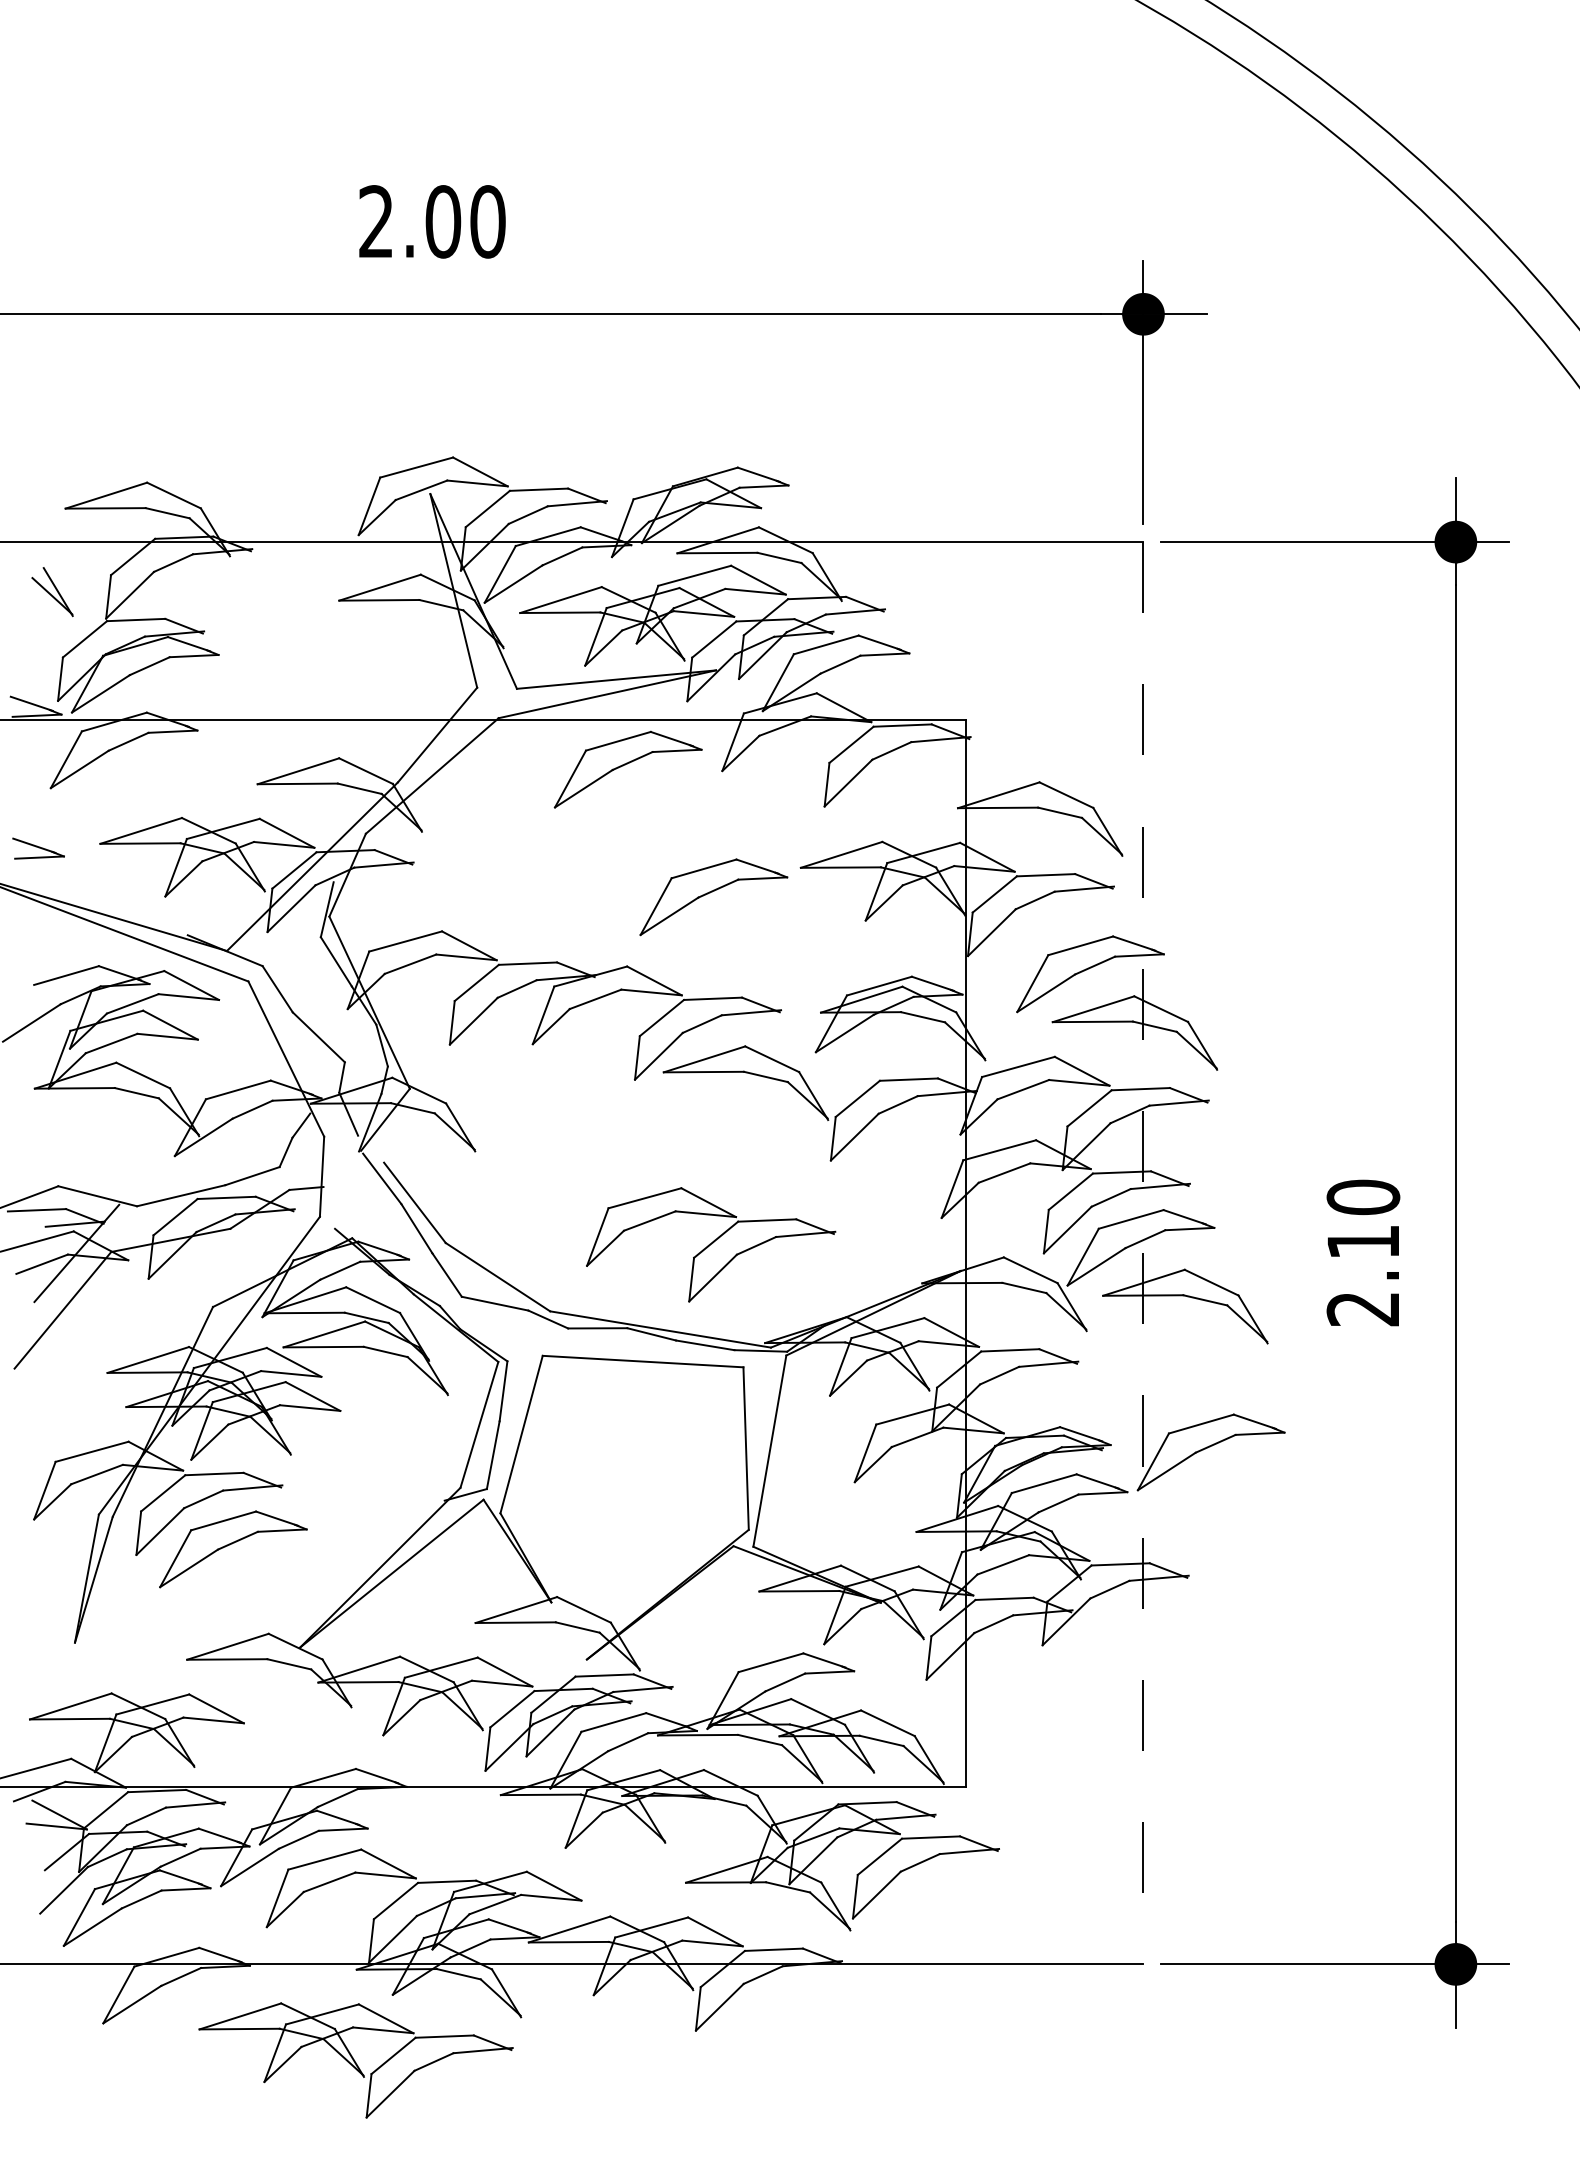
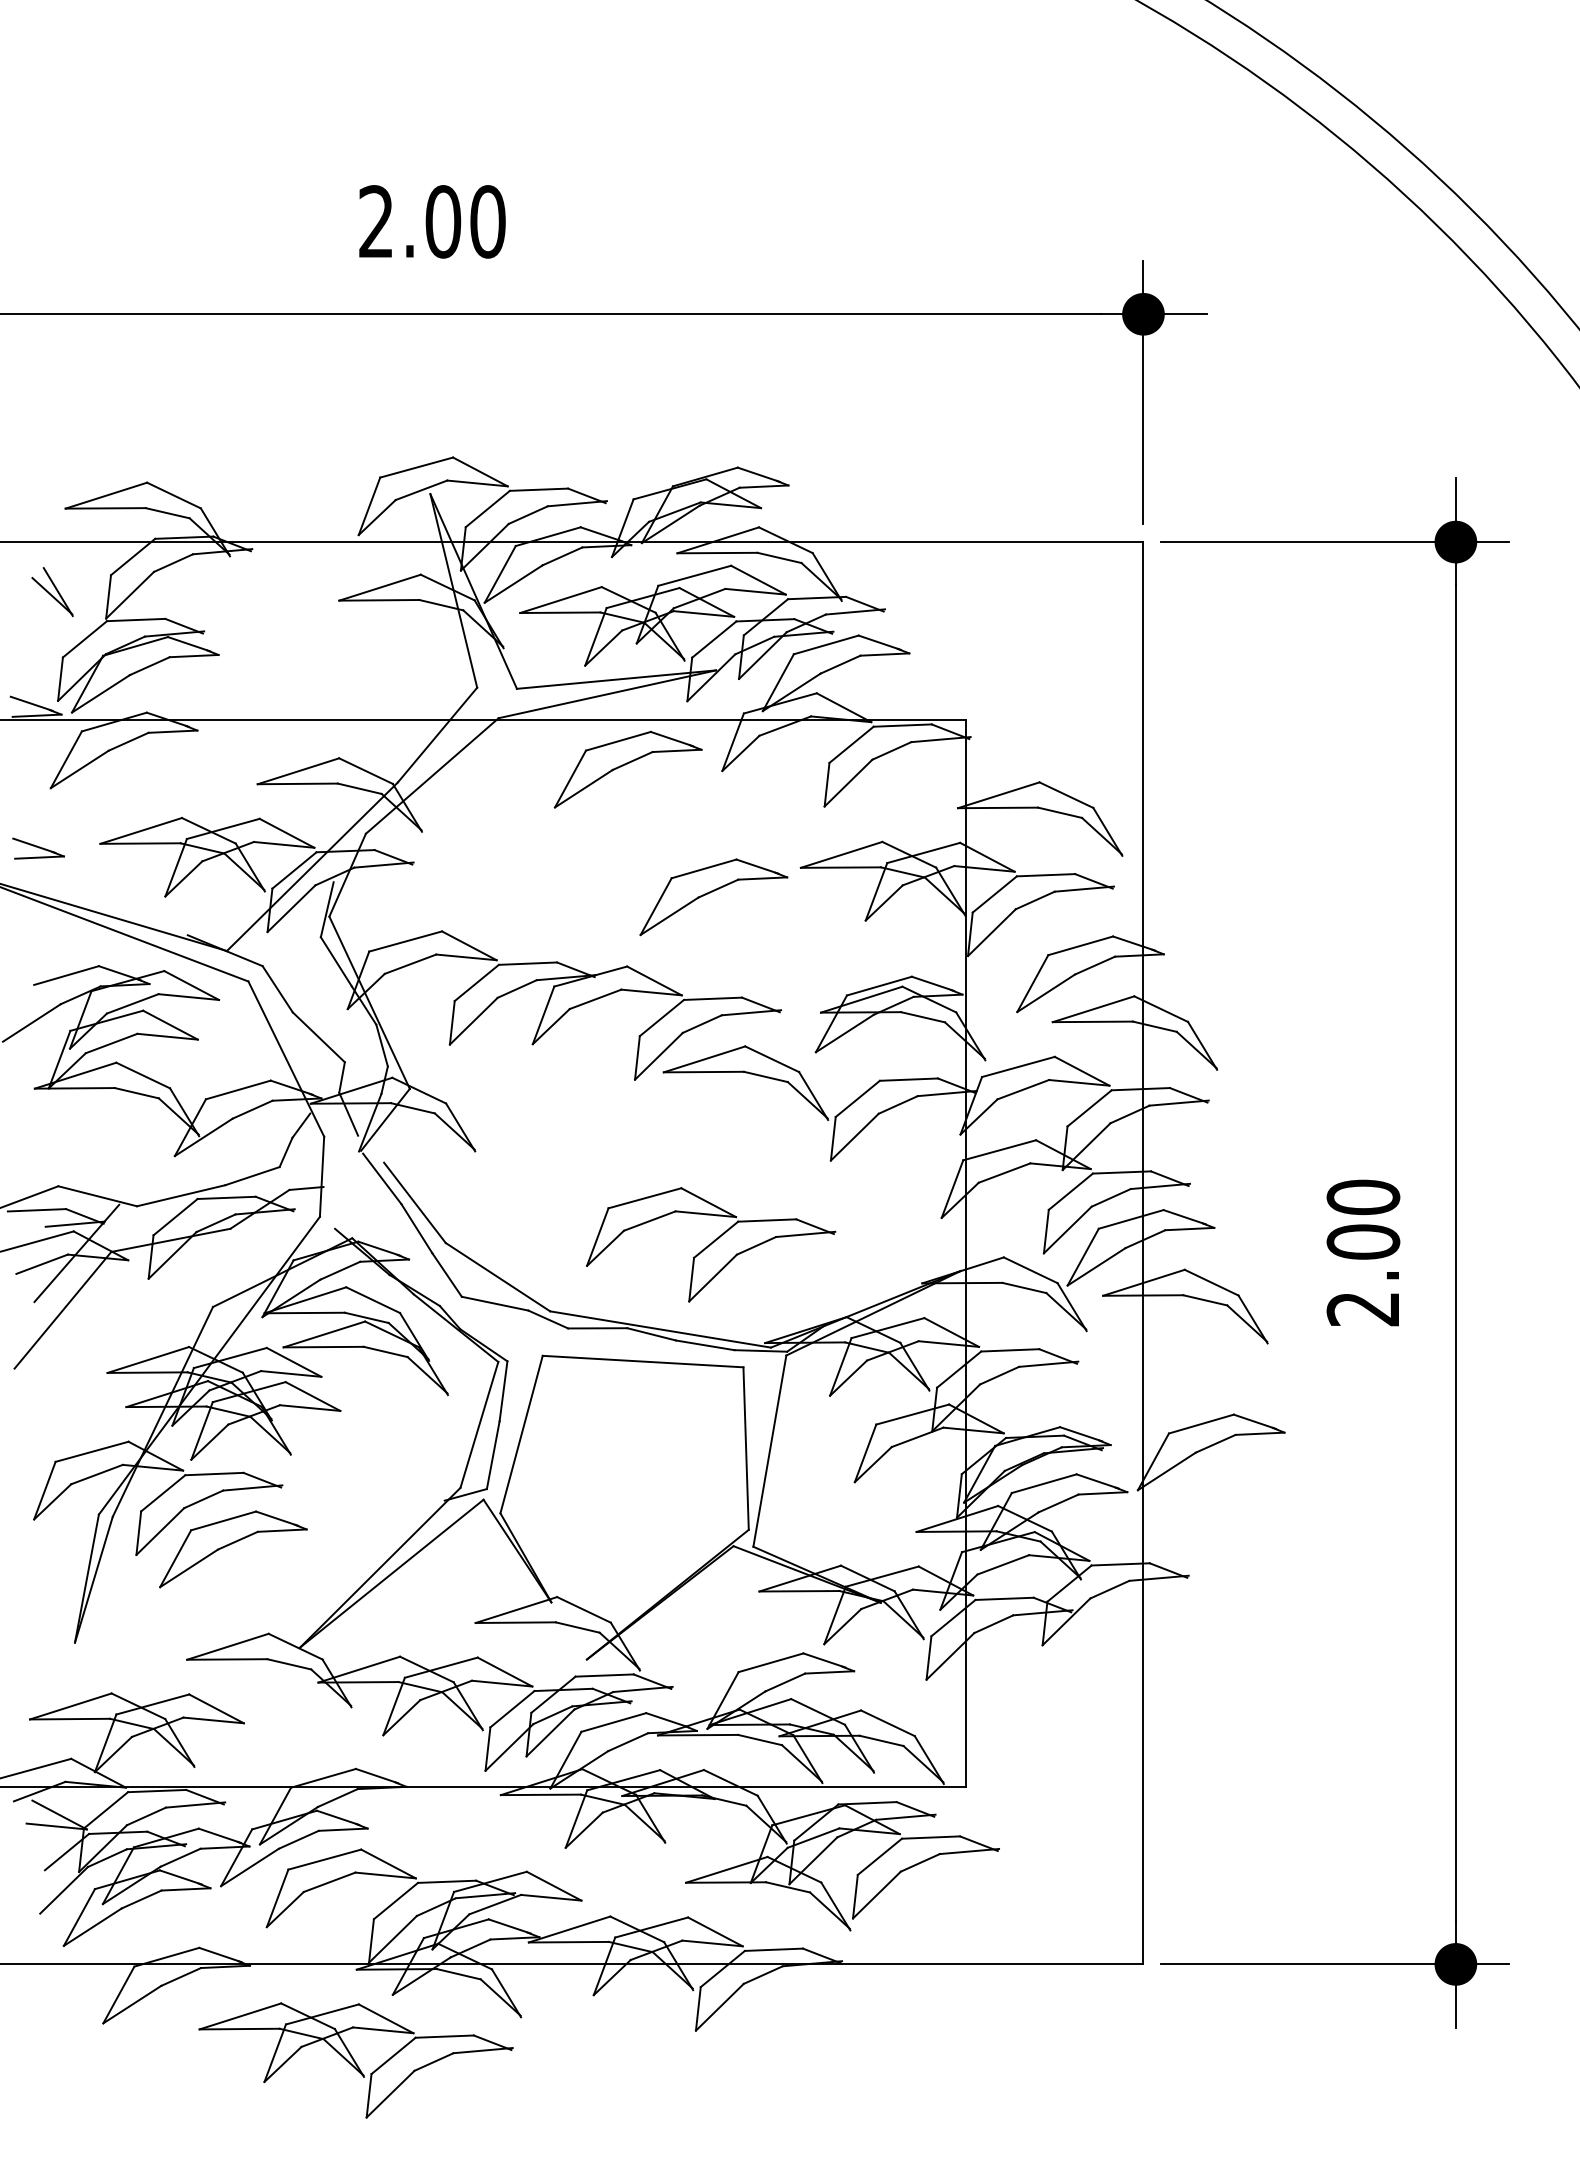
text: 2.10 -> 2.00 (1363, 1241)
line: dashed -> solid (1143, 1253)
